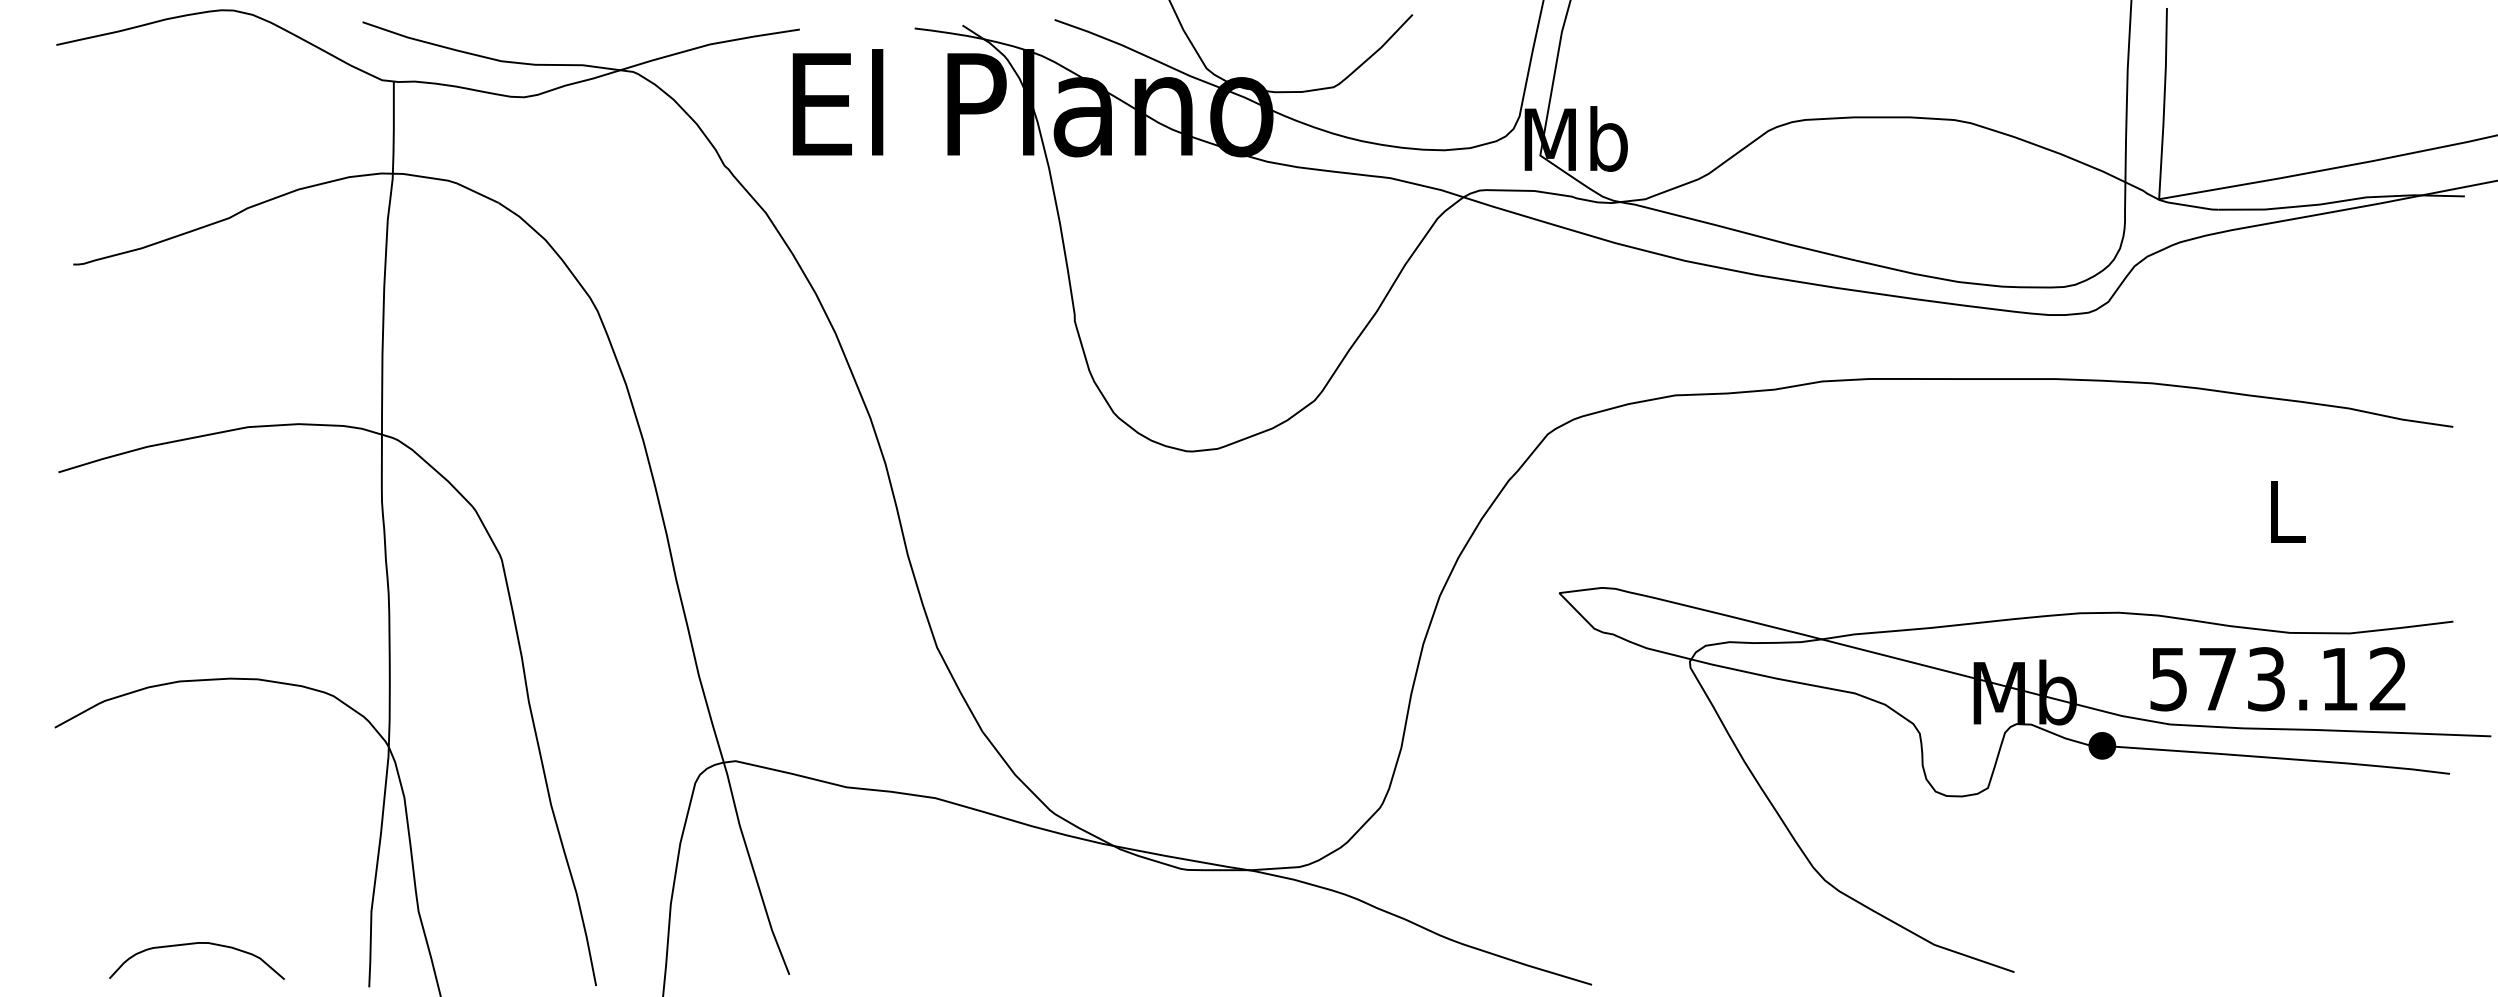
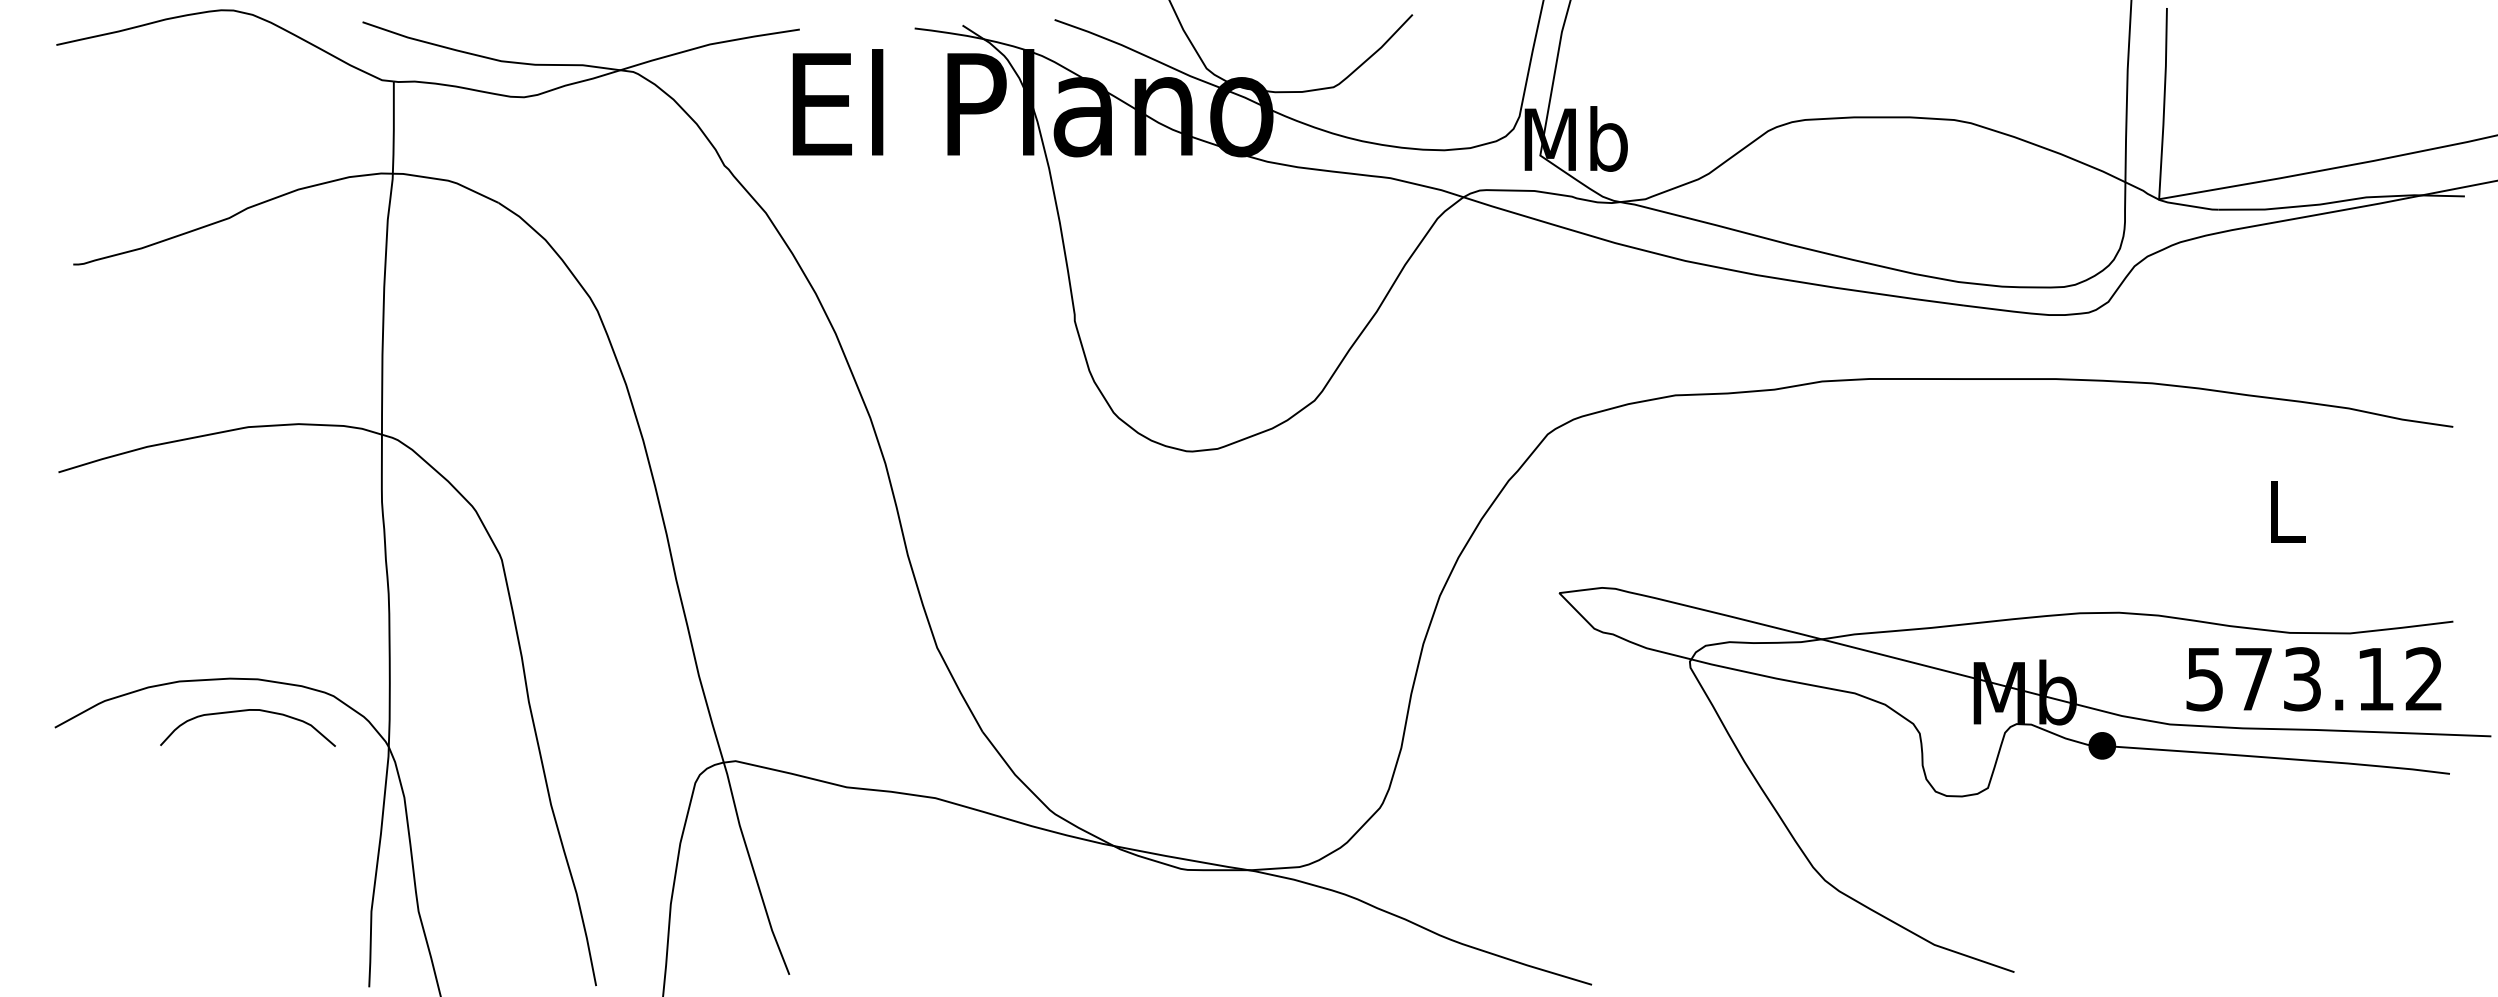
text position: (2277, 679) -> (2313, 679) (2313, 679)
curve position: (196, 944) -> (247, 711) (247, 711)
